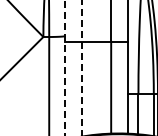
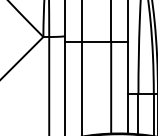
line: dashed -> solid (64, 67)
line: dashed -> solid (82, 67)
